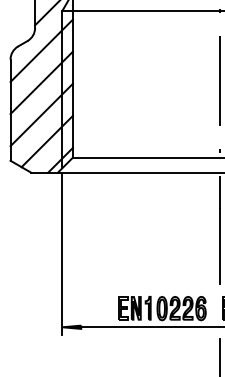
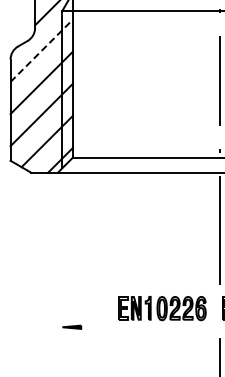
line: solid -> dashed (42, 50)
line: present -> none (62, 253)
line: present -> none (151, 327)
